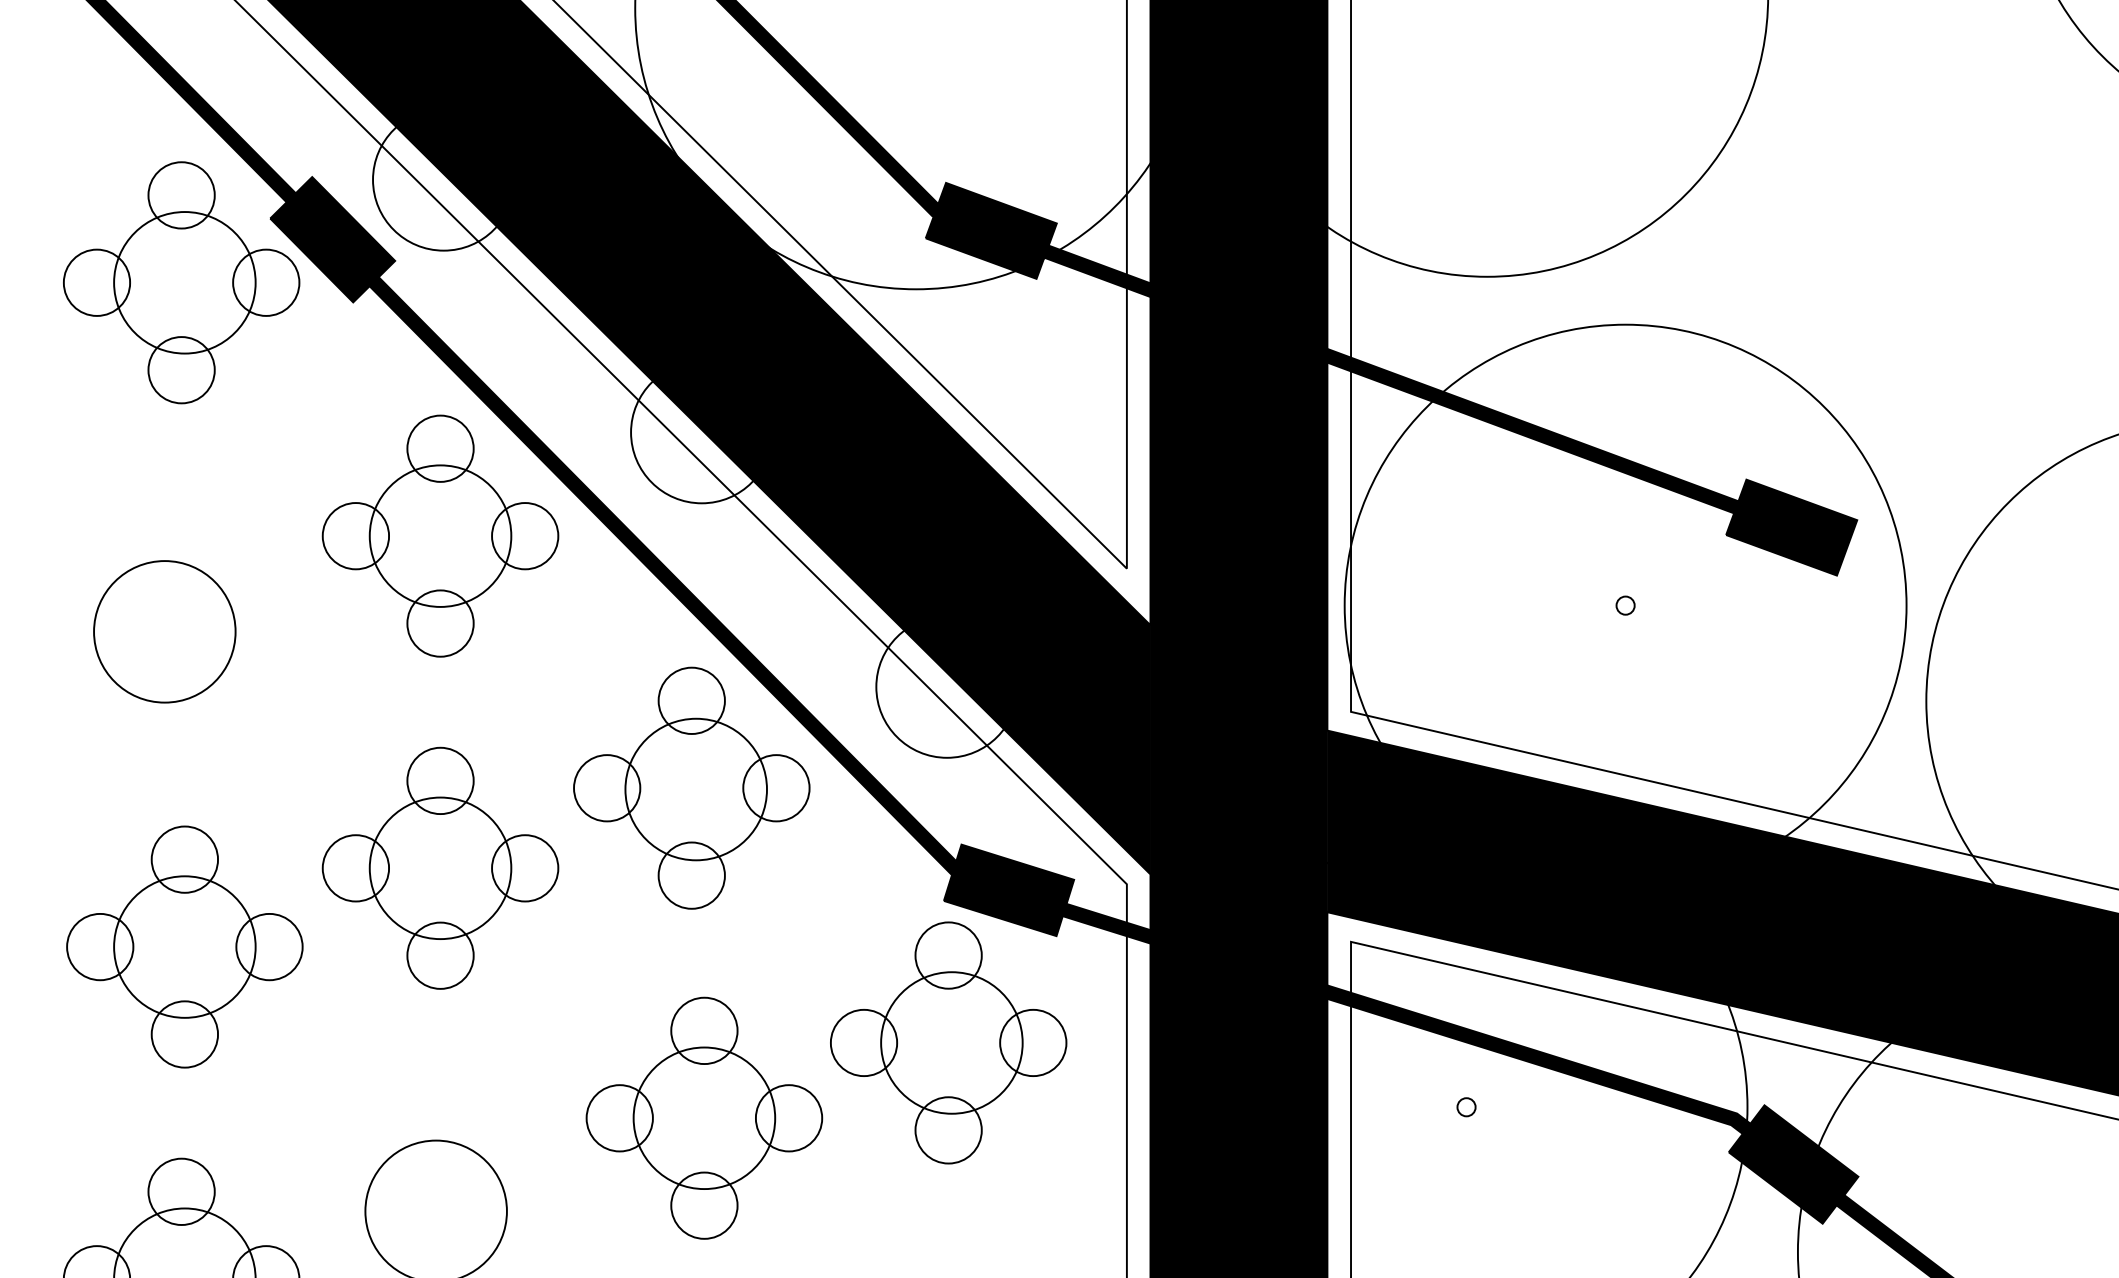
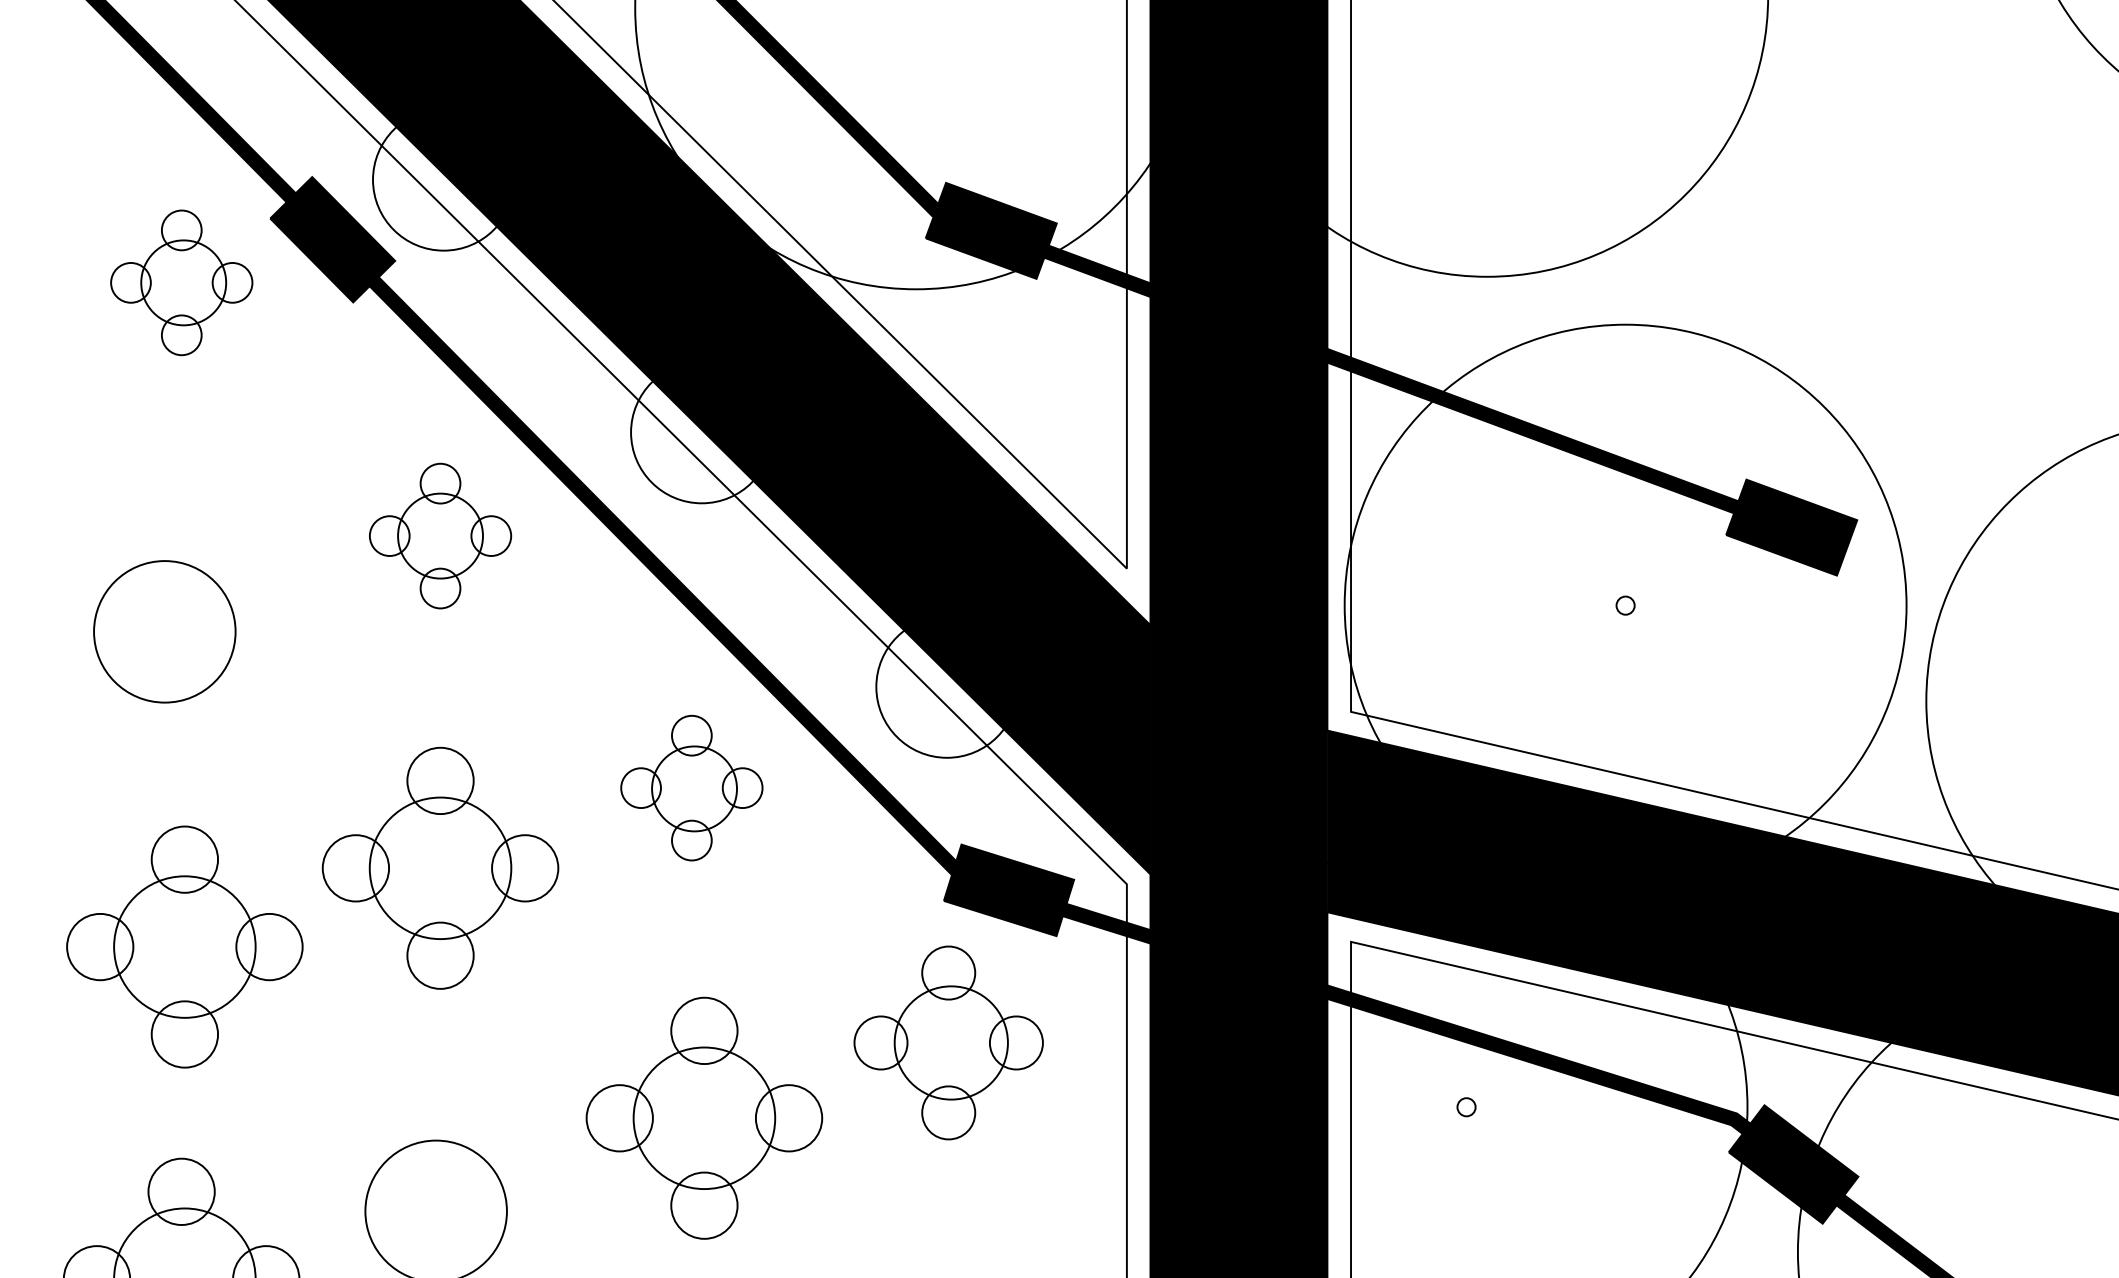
part size: 238x244 px -> 144x148 px (181, 282)
part size: 239x244 px -> 144x148 px (440, 535)
part size: 238x244 px -> 144x148 px (691, 787)
part size: 238x244 px -> 191x196 px (948, 1042)
